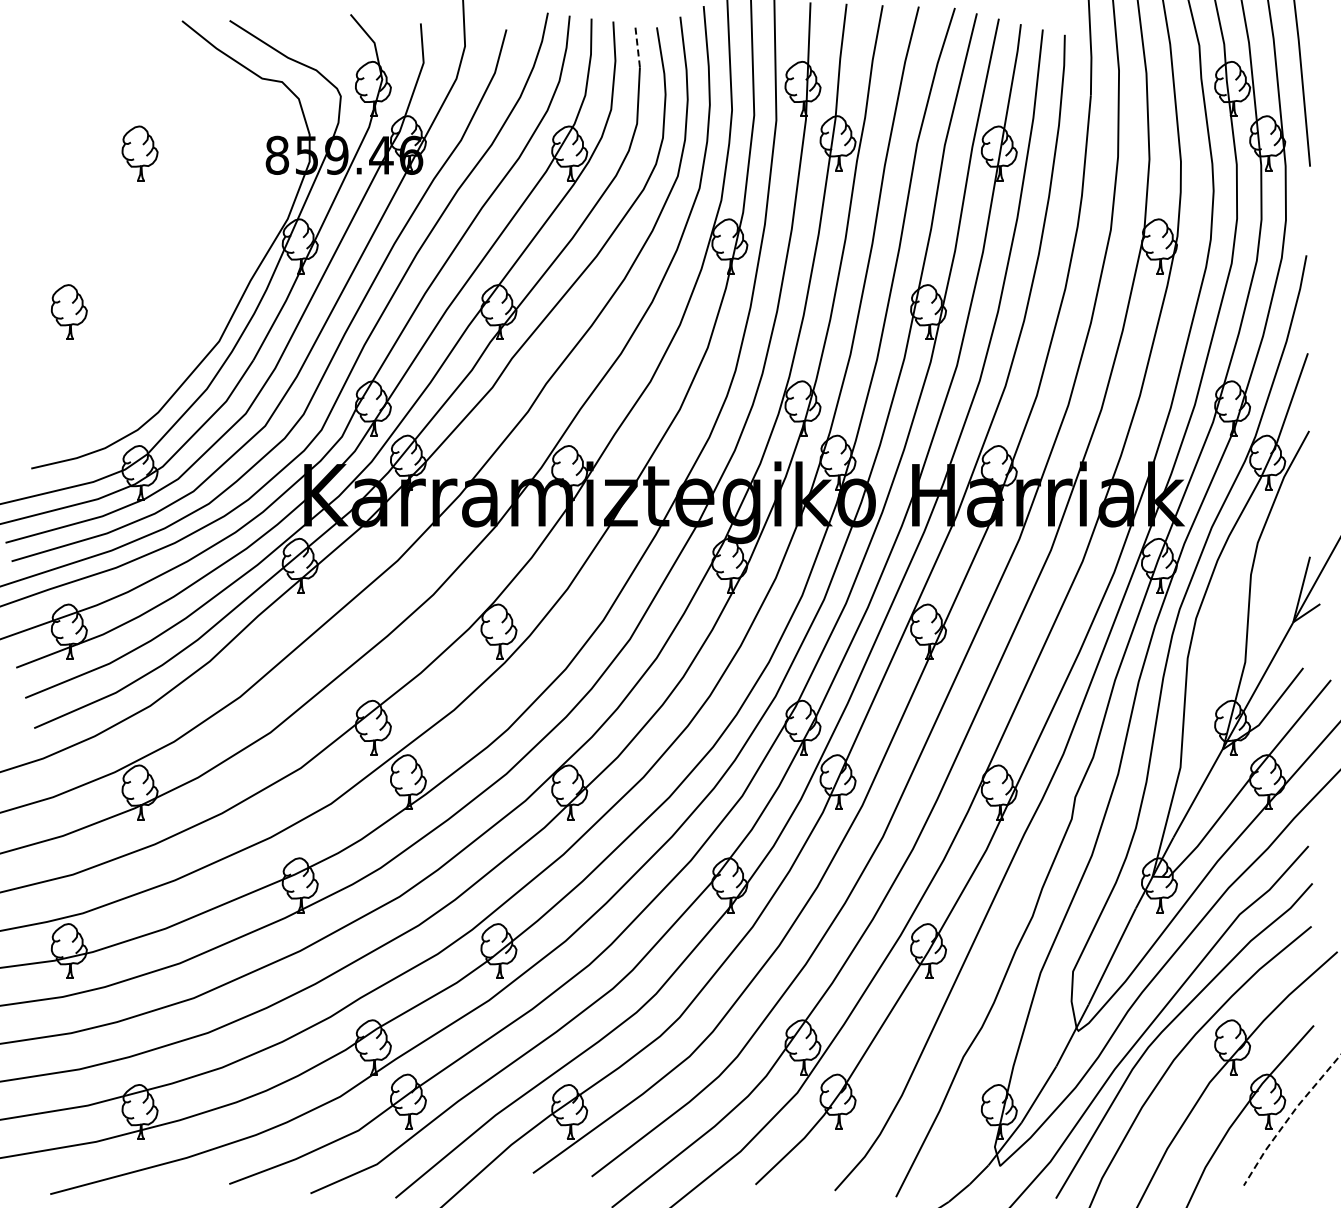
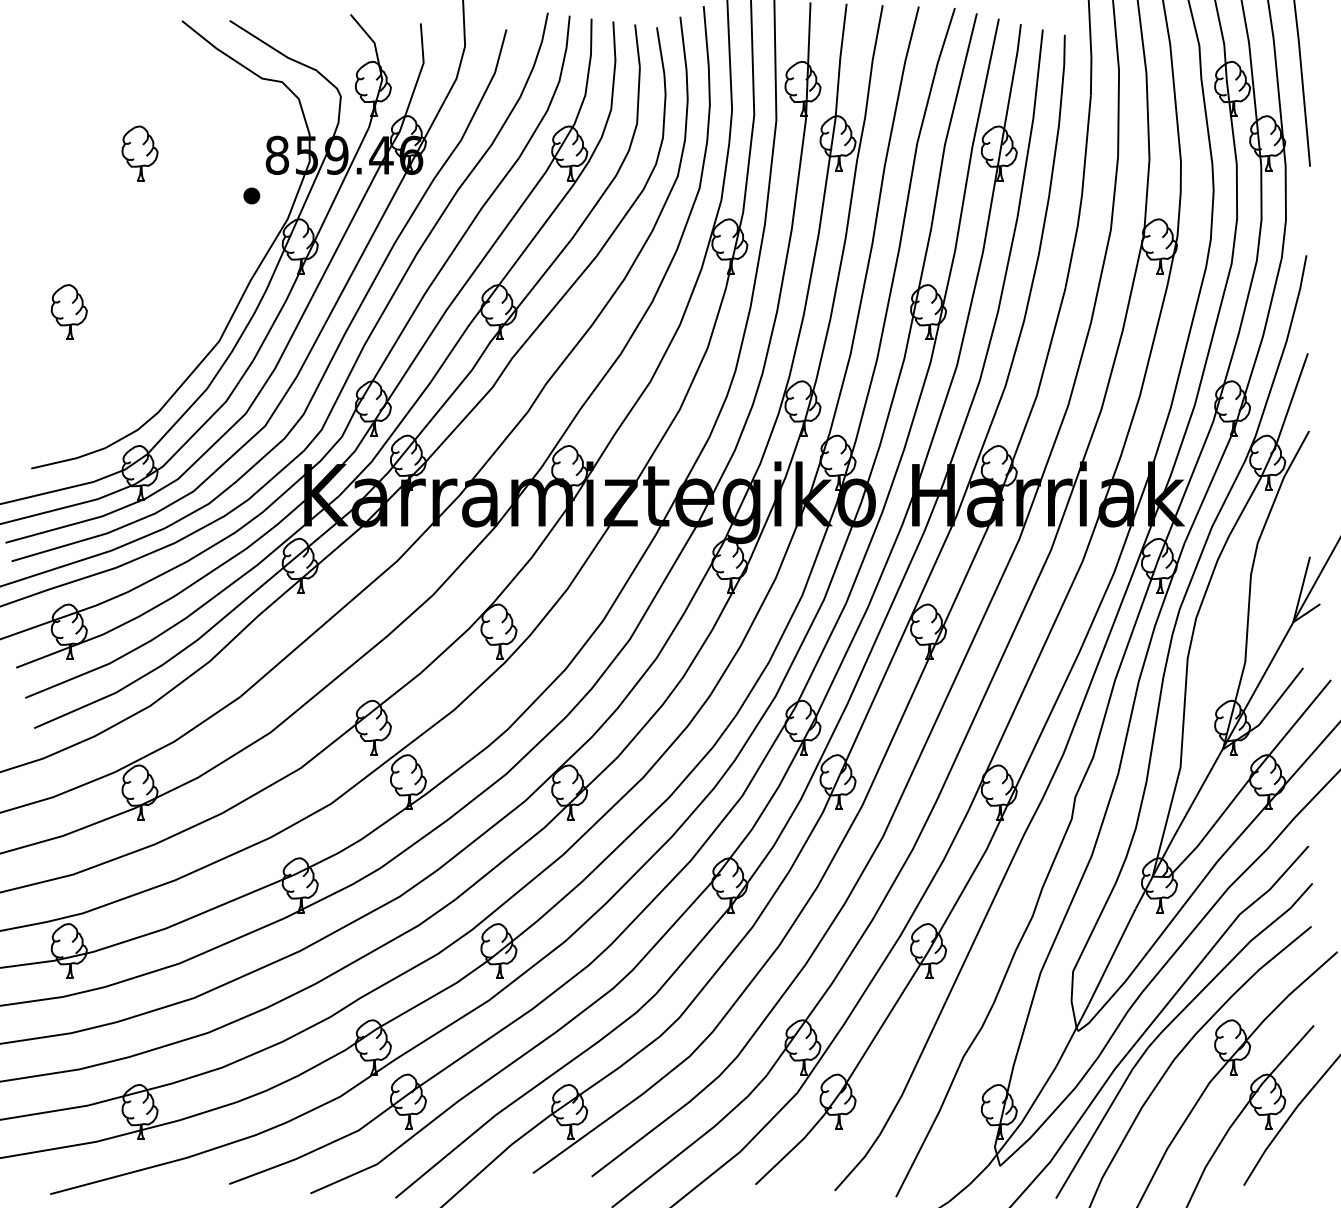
line: dashed -> solid (637, 45)
part: none -> present (251, 195)
line: dashed -> solid (1288, 1118)
